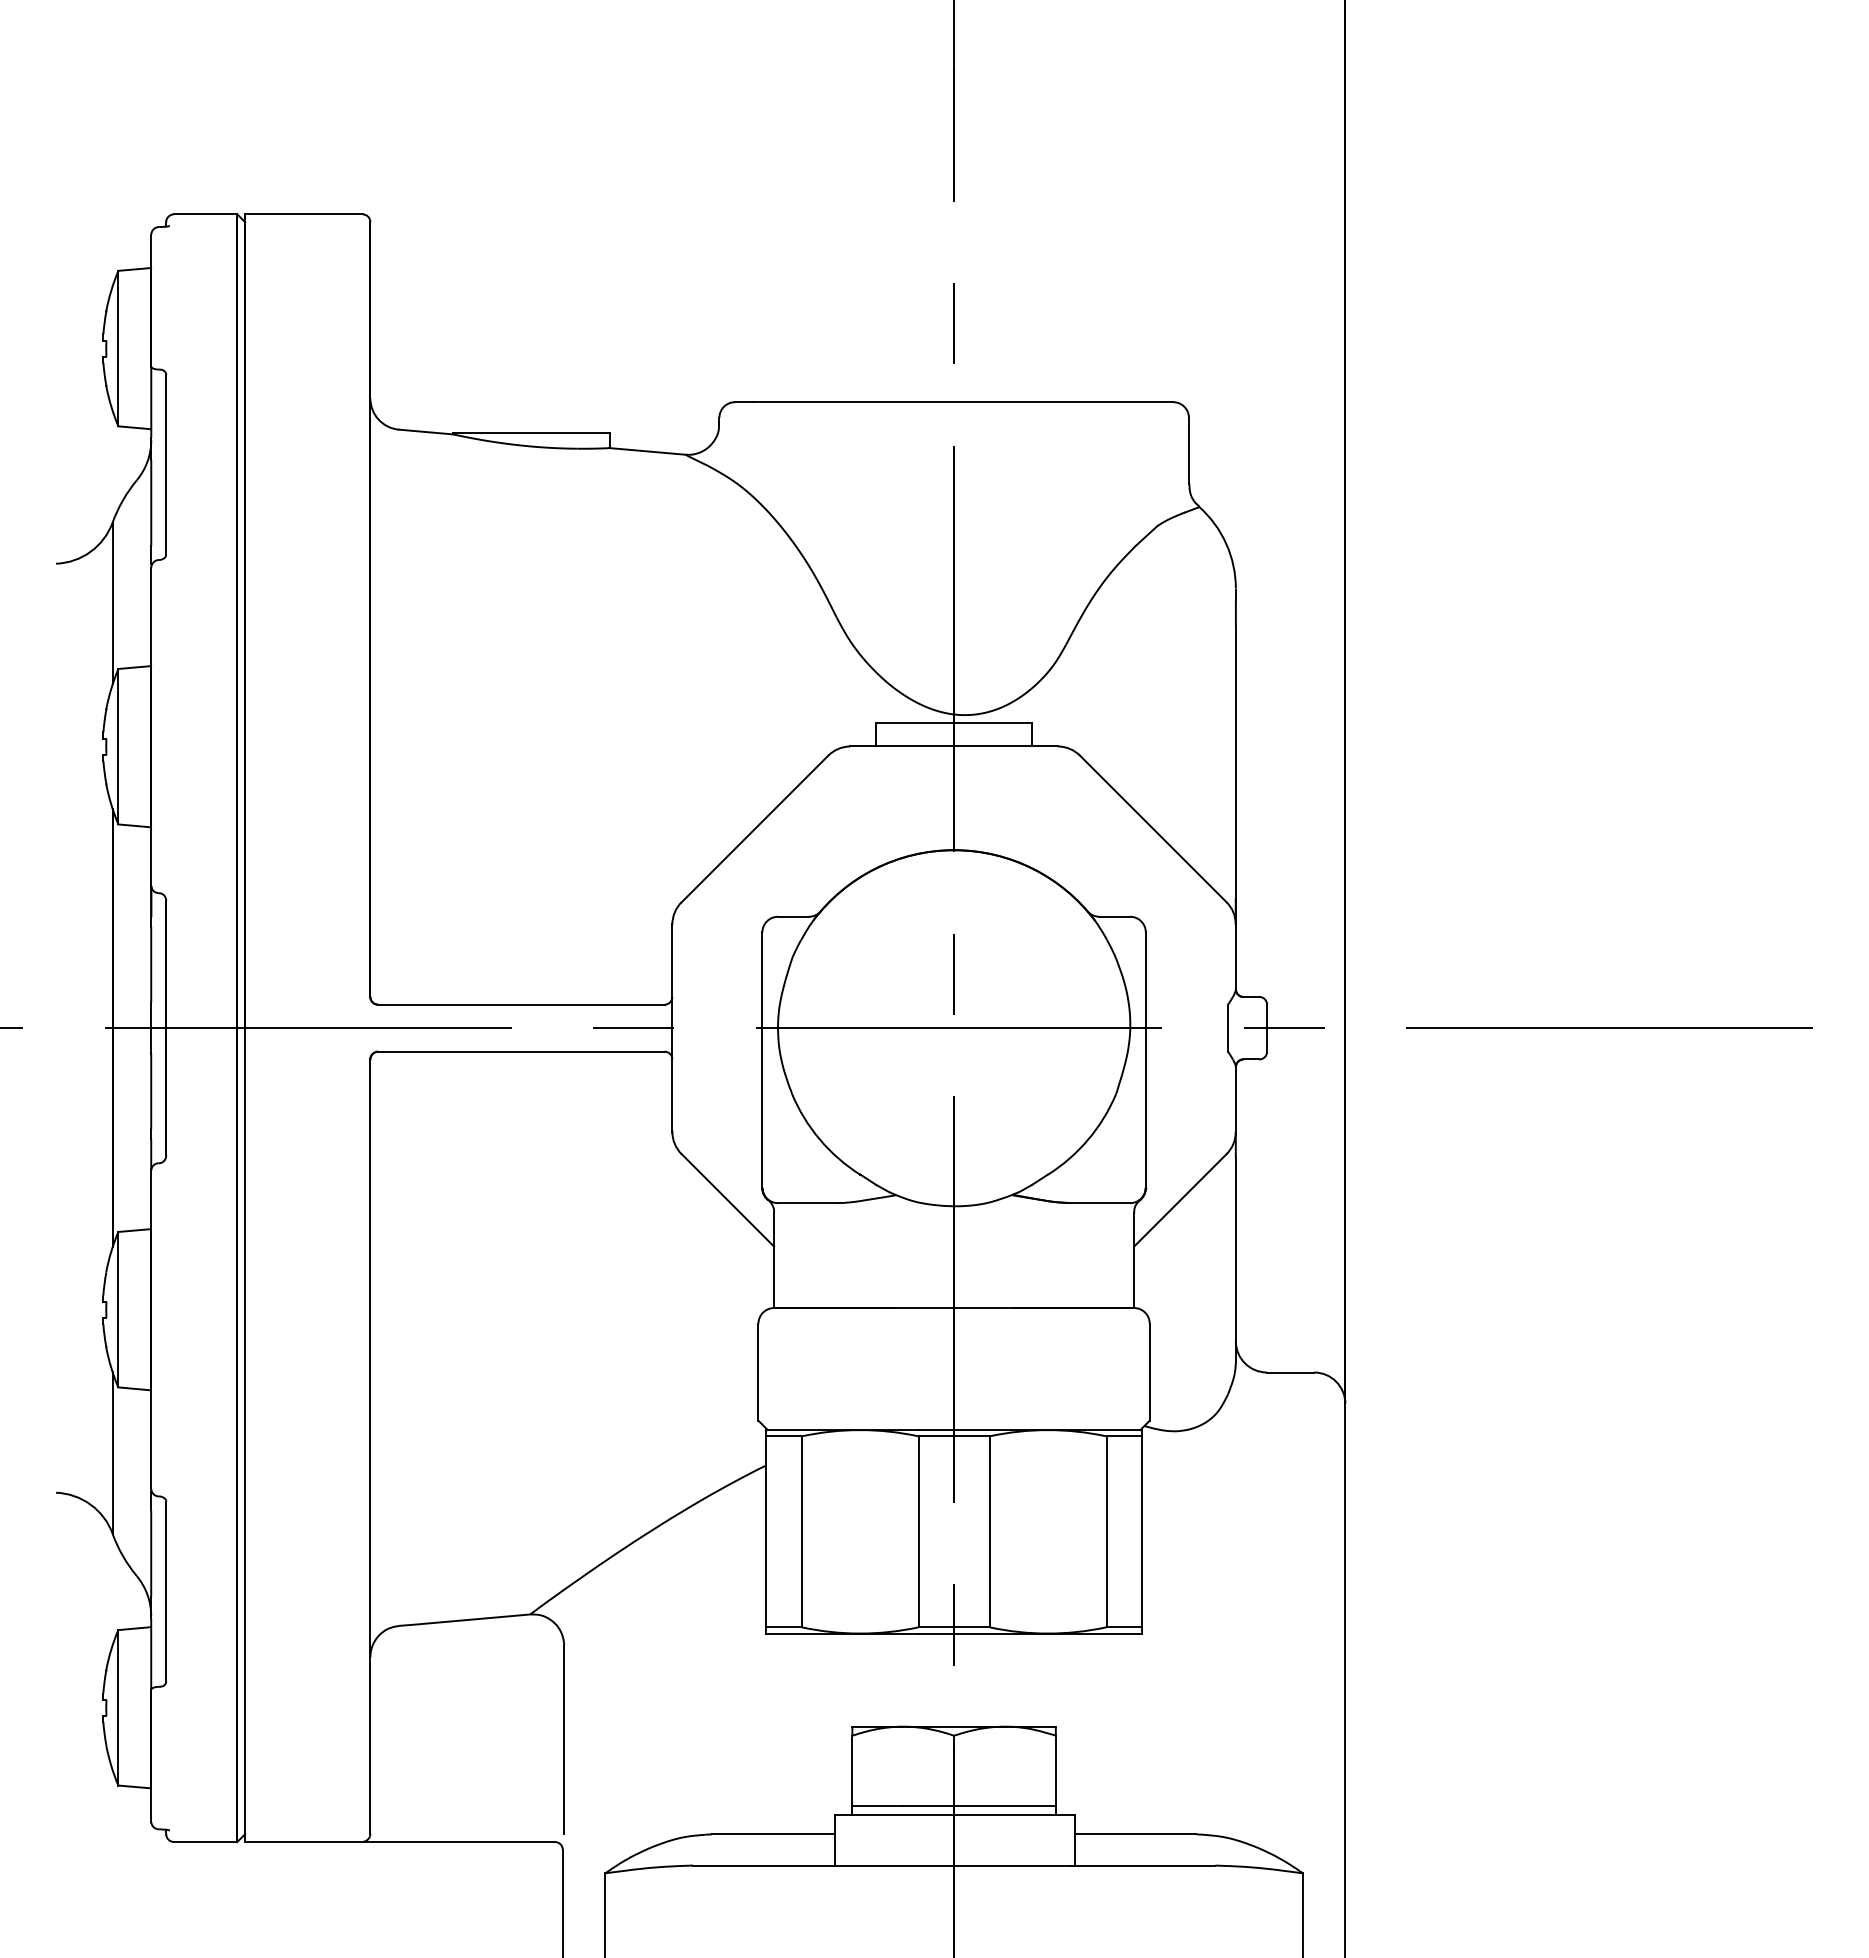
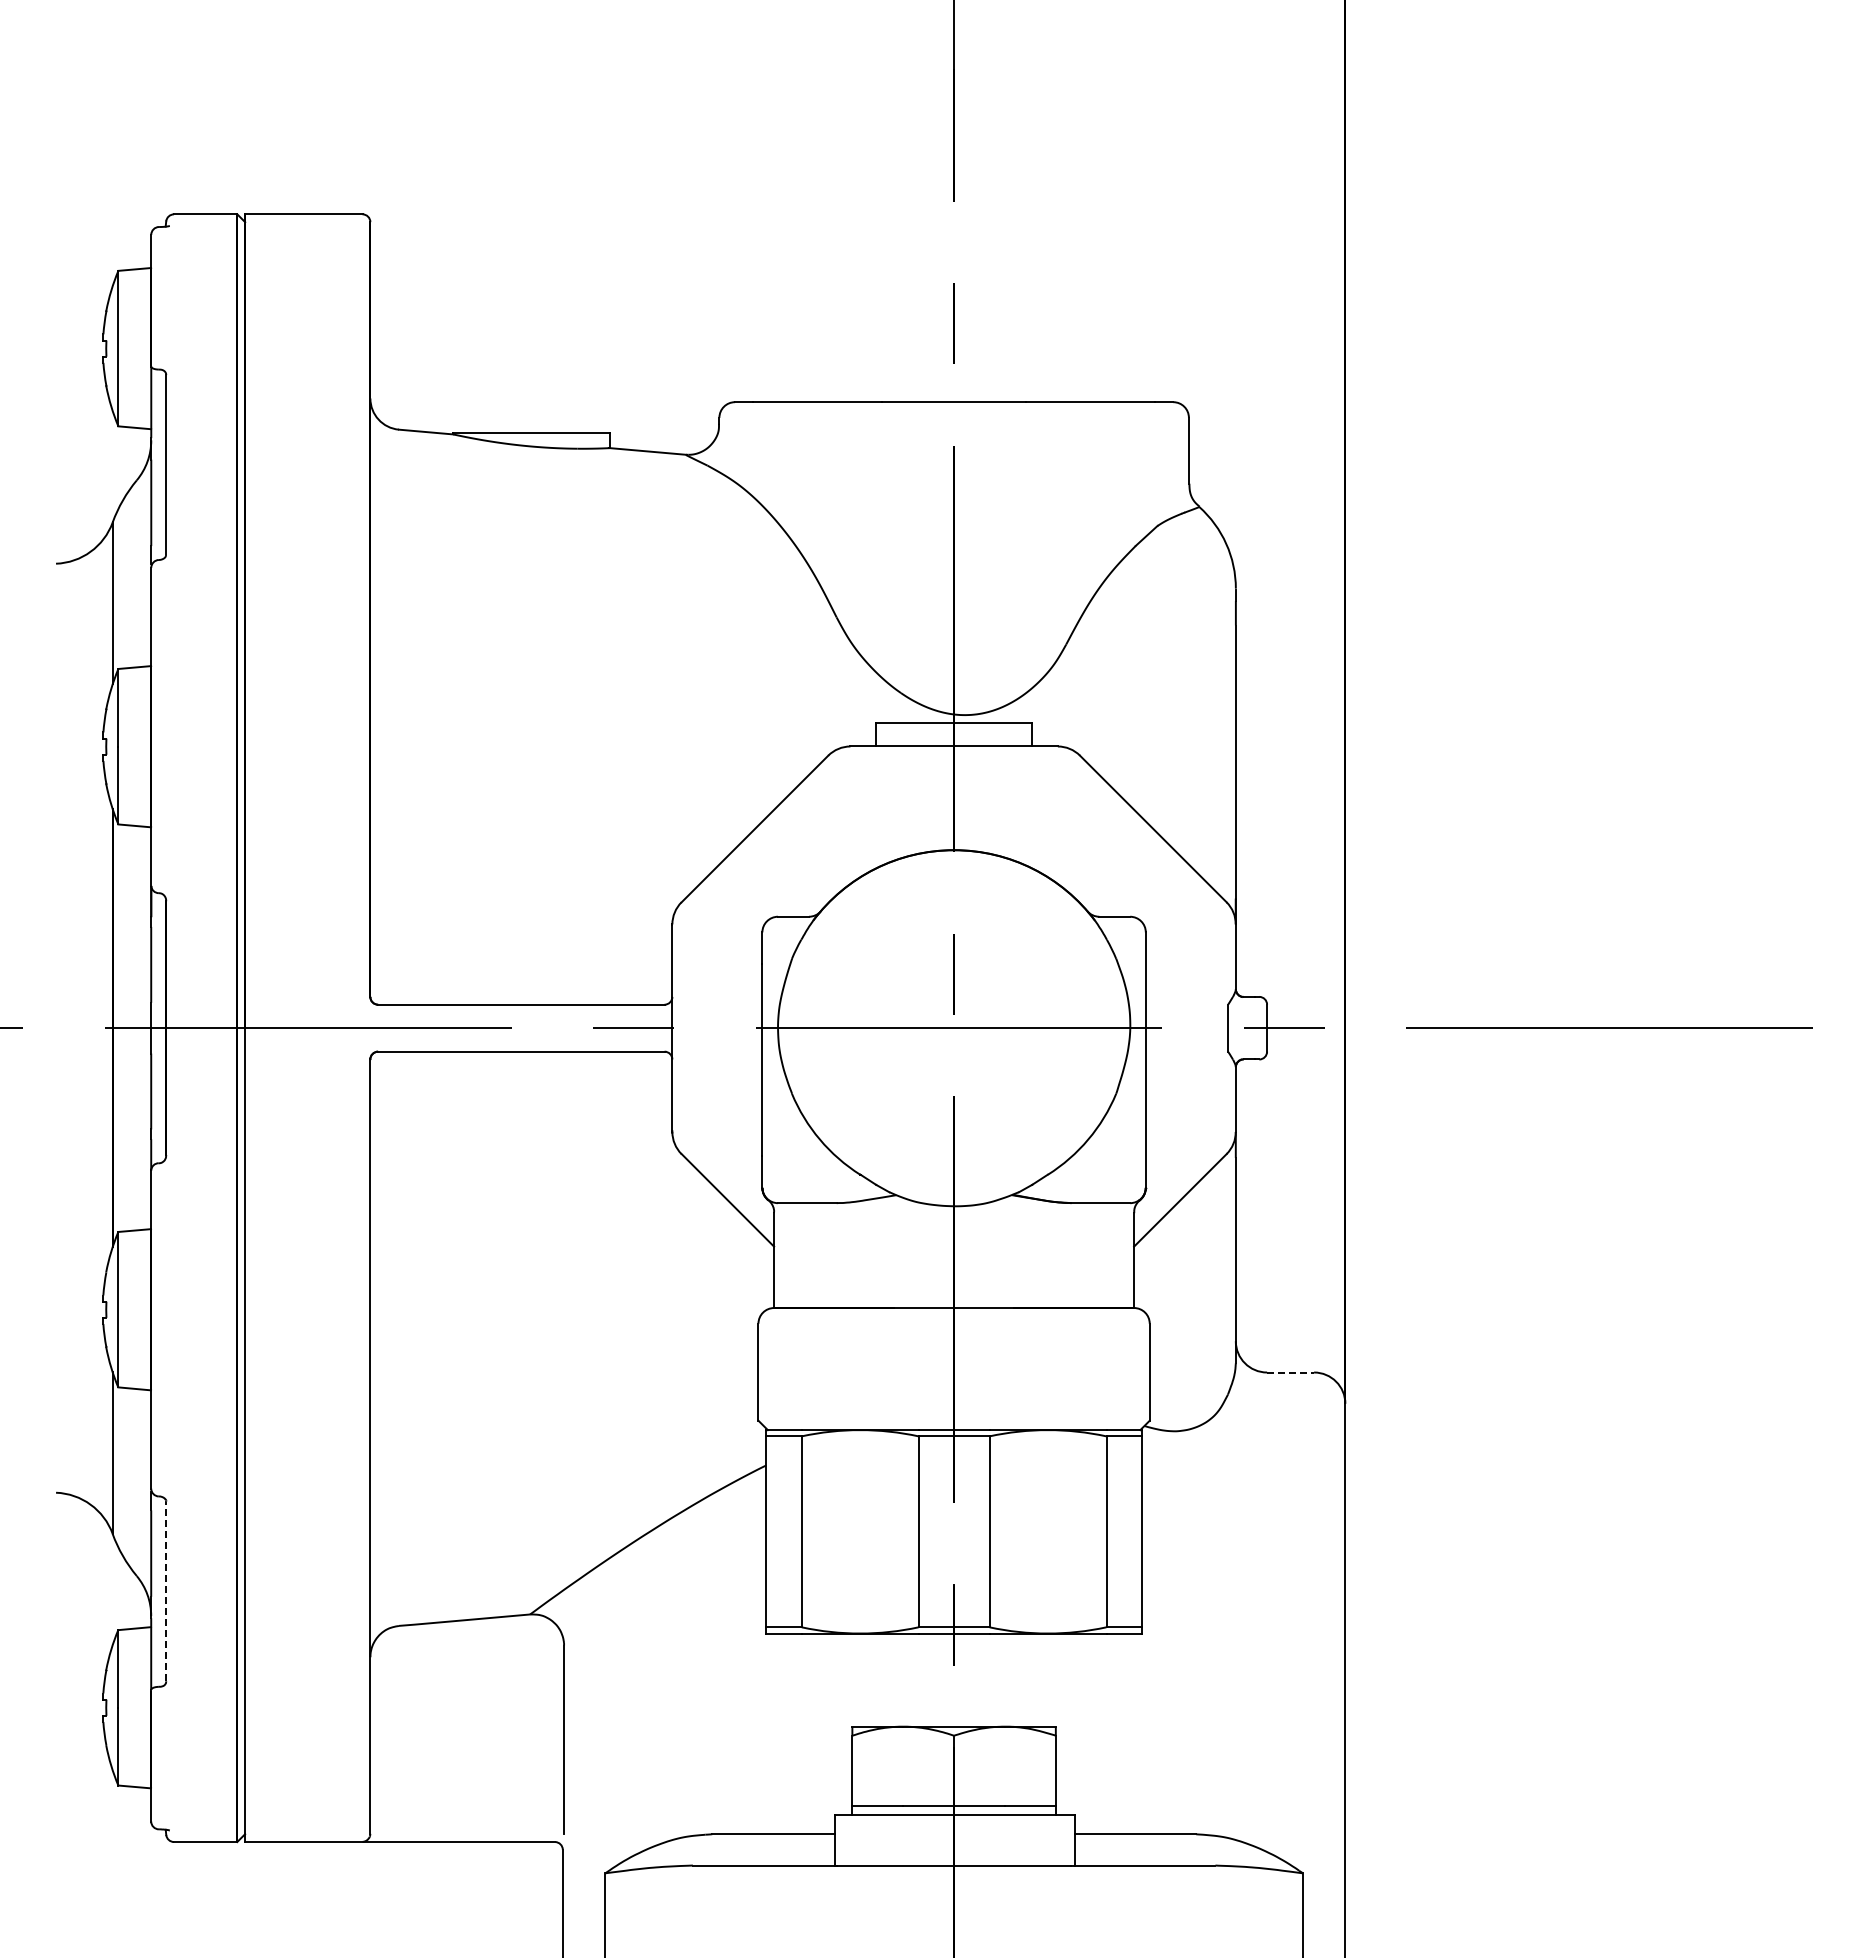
line: solid -> dashed (1291, 1372)
line: solid -> dashed (166, 1591)
